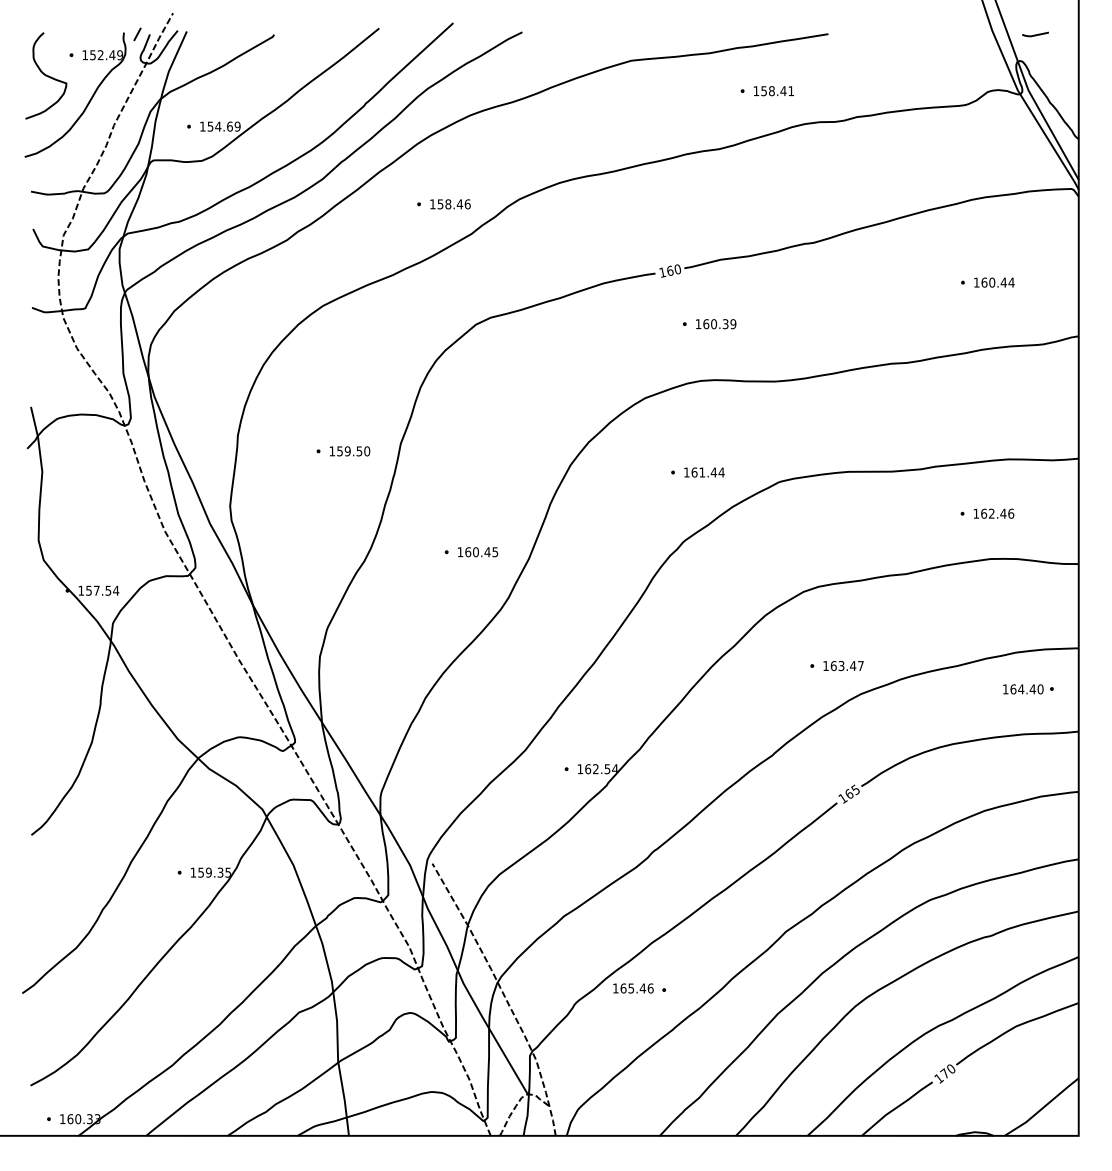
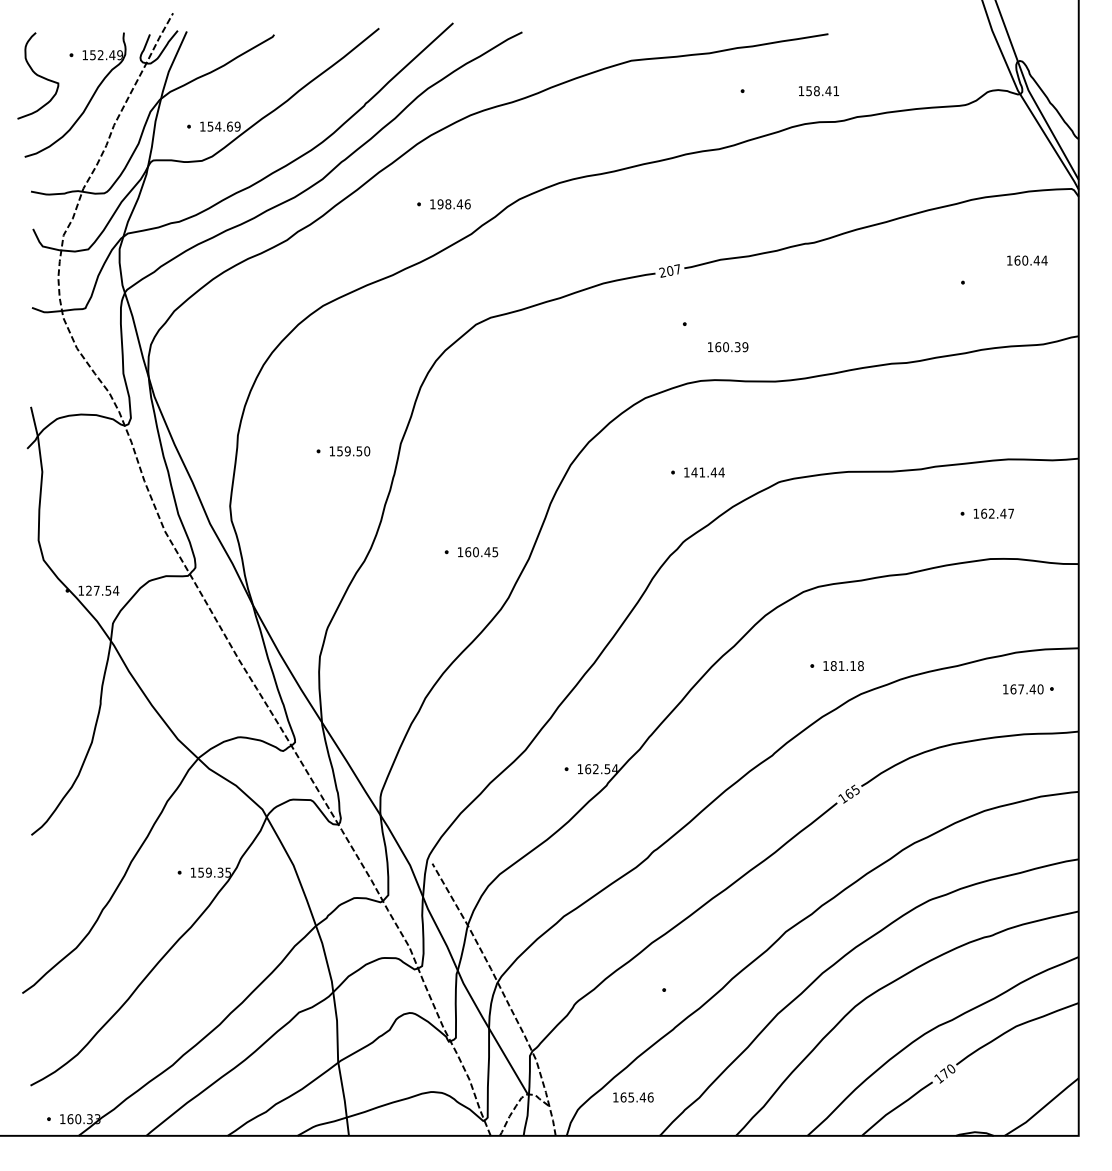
line: present -> none (137, 34)
line: present -> none (1035, 34)
curve position: (46, 75) -> (38, 75) (38, 75)
text position: (773, 91) -> (818, 91) (818, 91)
text: 158.46 -> 198.46 (440, 204)
text: 160 -> 207 (669, 270)
text position: (994, 282) -> (1027, 260) (1027, 260)
text position: (716, 324) -> (728, 347) (728, 347)
text: 161.44 -> 141.44 (694, 472)
text: 162.46 -> 162.47 (1011, 513)
text: 157.54 -> 127.54 (88, 590)
text: 163.47 -> 181.18 (846, 666)
text: 164.40 -> 167.40 (1021, 689)
text position: (633, 988) -> (633, 1097) (633, 1097)
